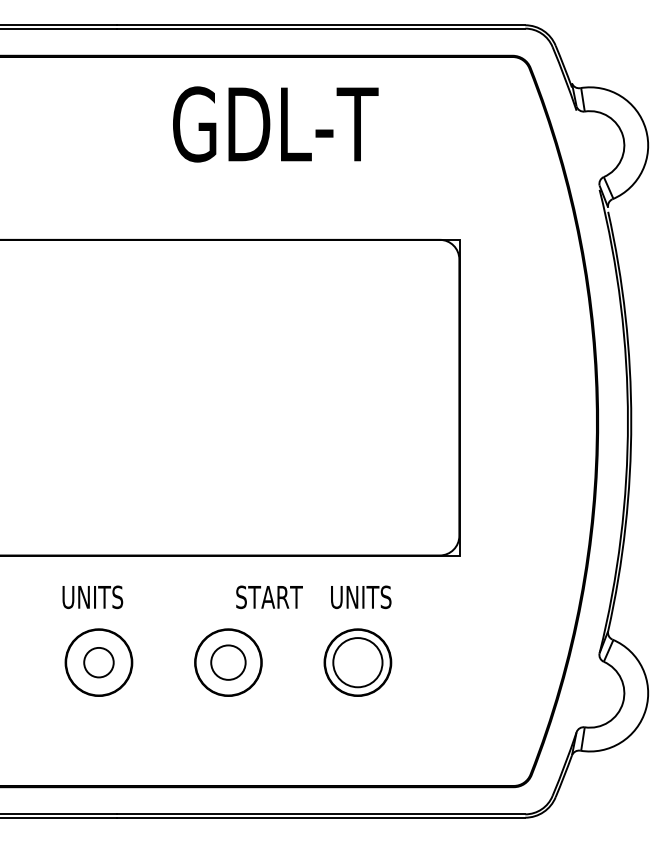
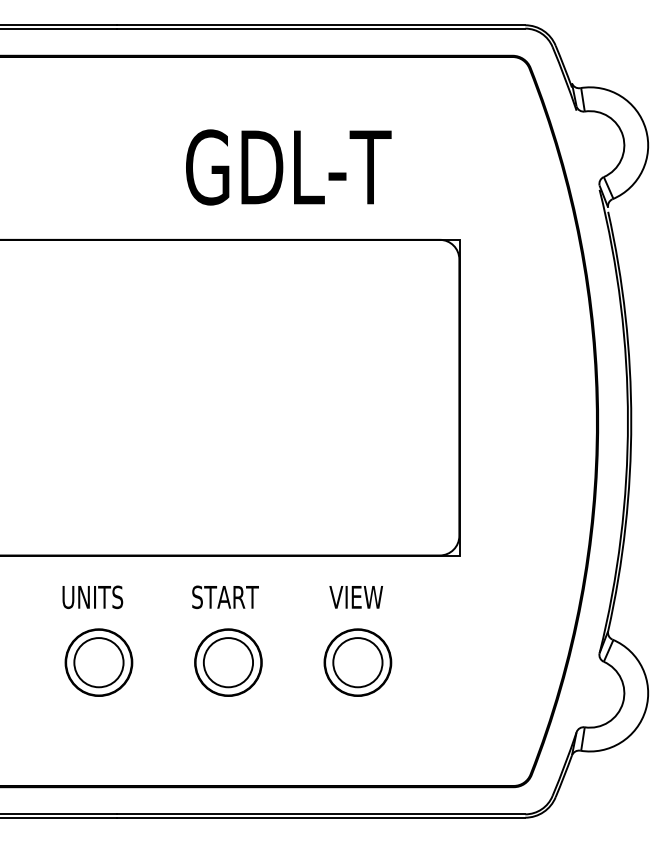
text position: (275, 124) -> (288, 167) (288, 167)
text position: (269, 596) -> (225, 596) (225, 596)
text: UNITS -> VIEW (360, 597)
circle diameter: 30 px -> 49 px (98, 662)
circle diameter: 34 px -> 49 px (228, 662)
